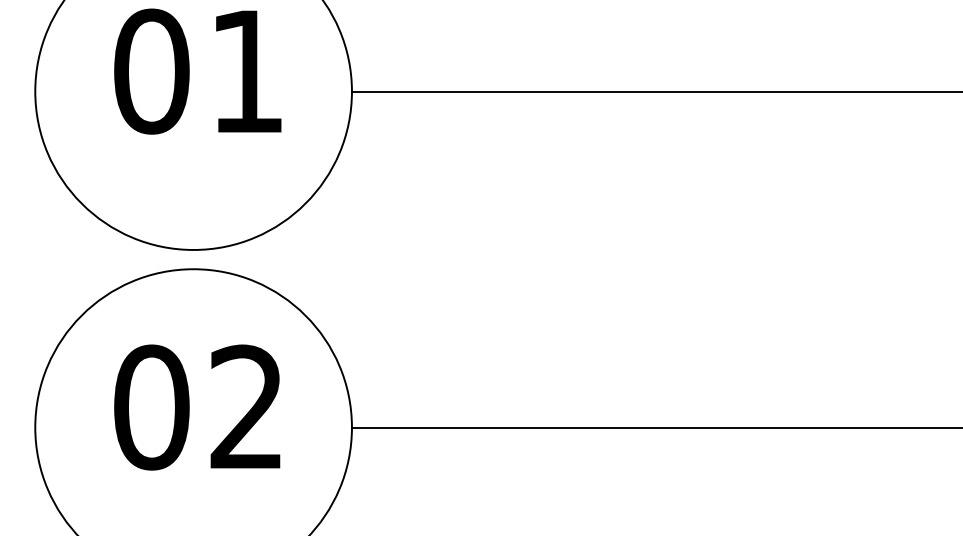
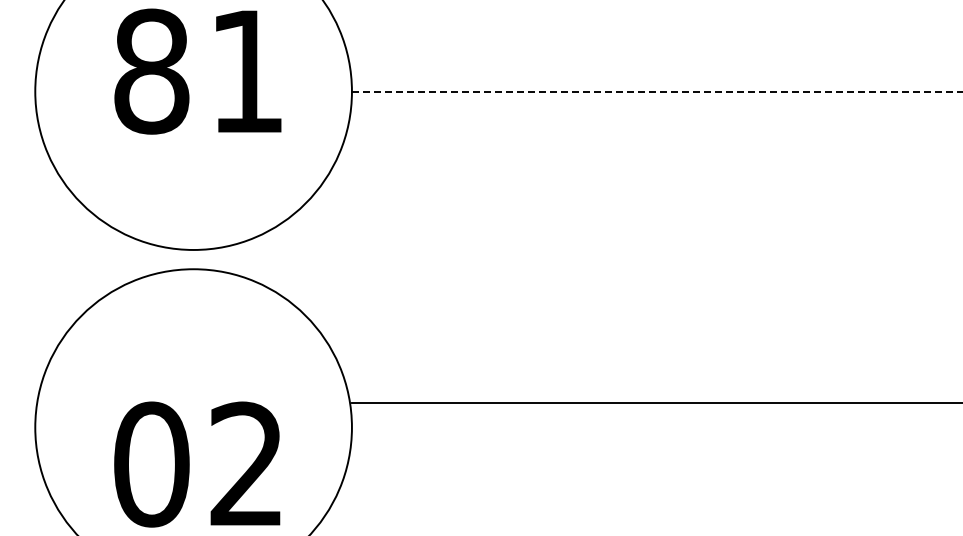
text: 01 -> 81 (151, 71)
line: solid -> dashed (657, 91)
text position: (197, 407) -> (197, 464) (197, 464)
line position: (655, 427) -> (655, 402) (655, 402)
